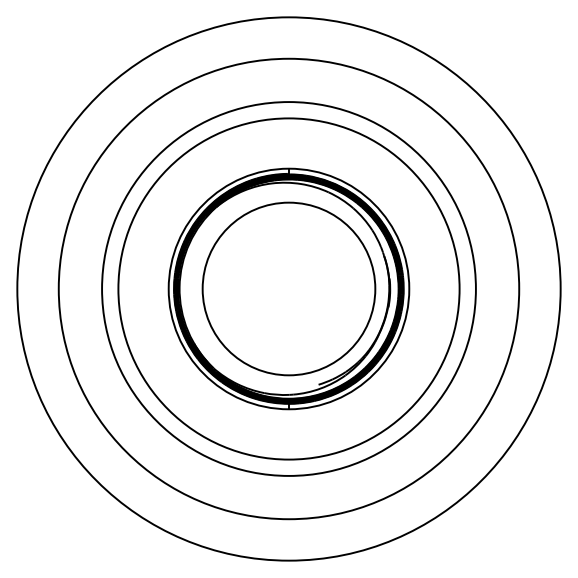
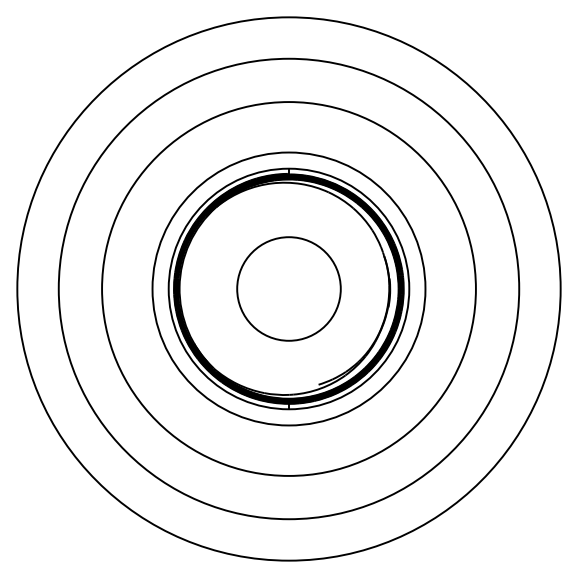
circle diameter: 173 px -> 104 px (288, 288)
circle diameter: 341 px -> 273 px (288, 288)
